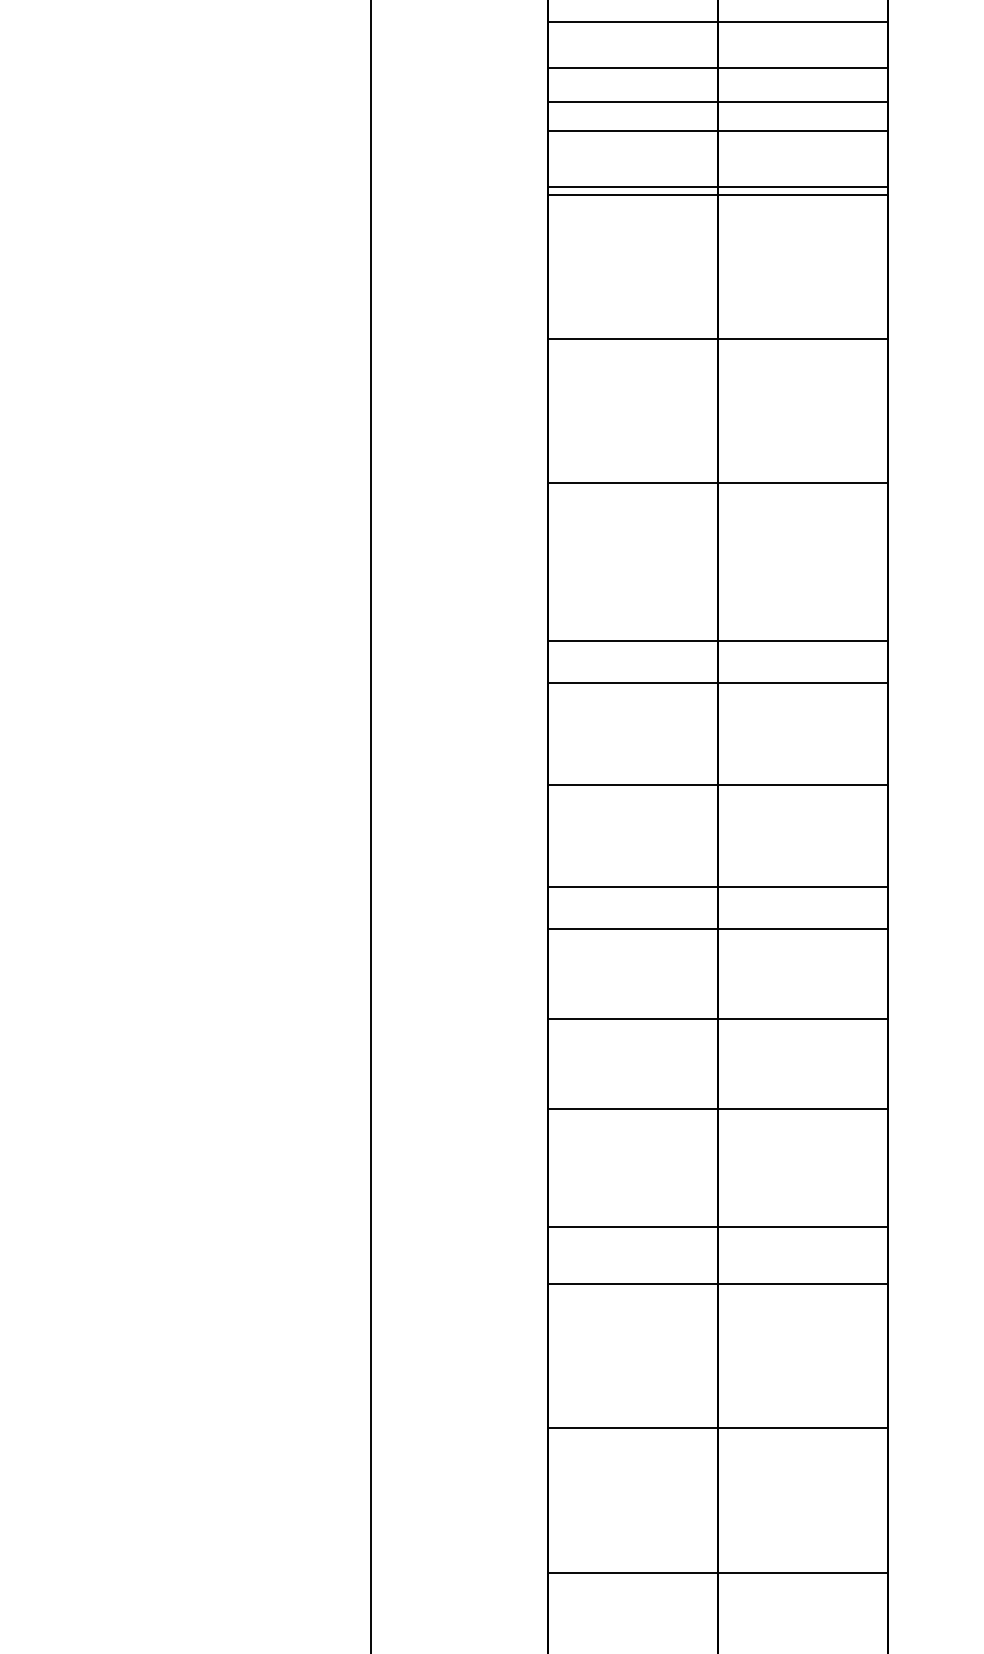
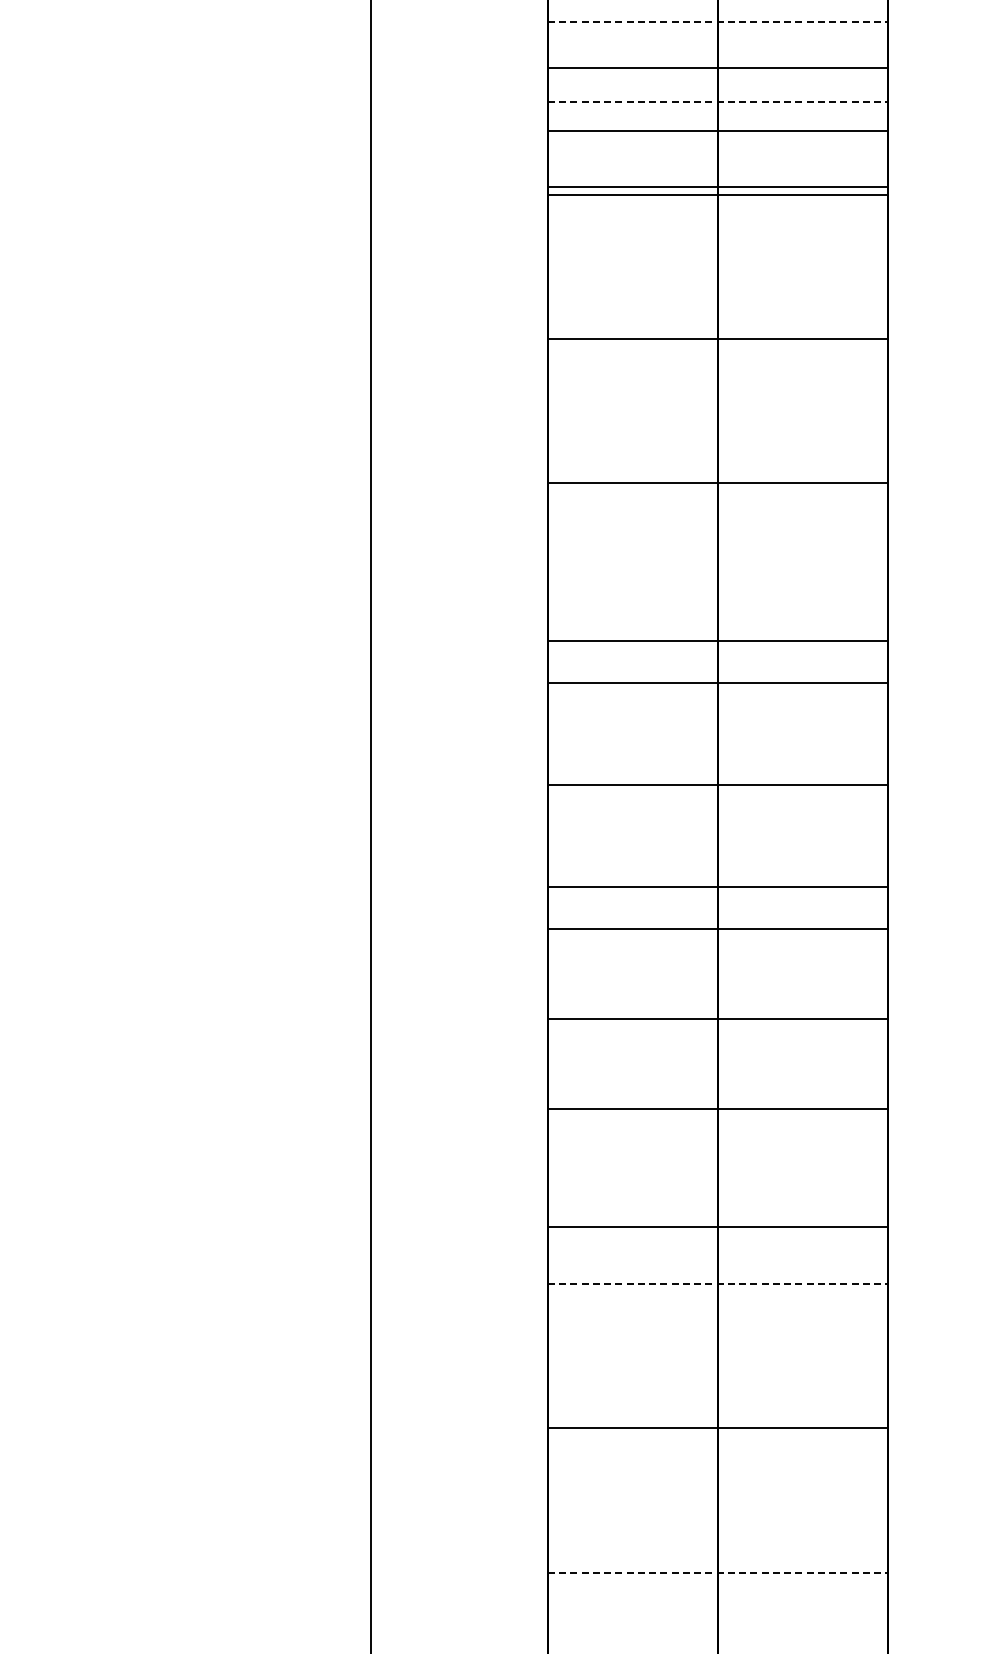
line: solid -> dashed (717, 22)
line: solid -> dashed (717, 101)
line: solid -> dashed (717, 1284)
line: solid -> dashed (717, 1572)
